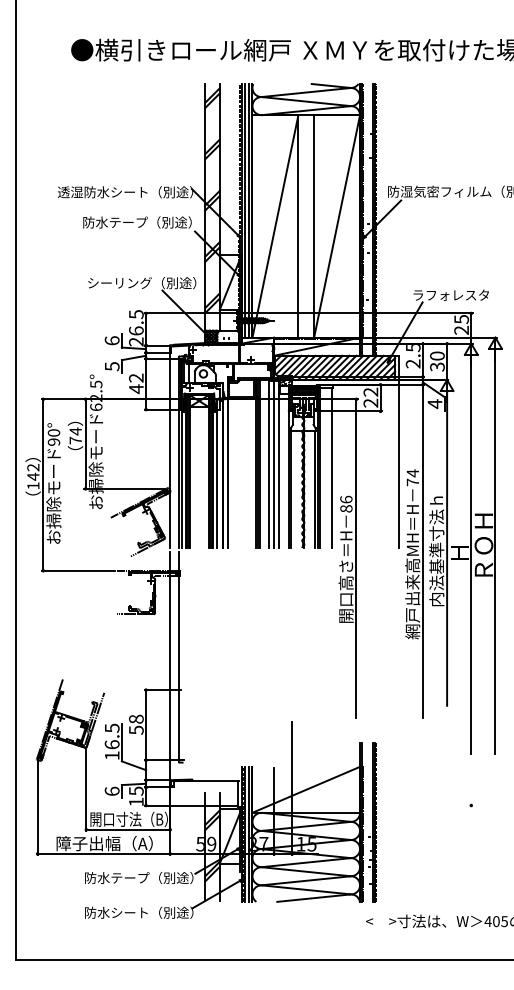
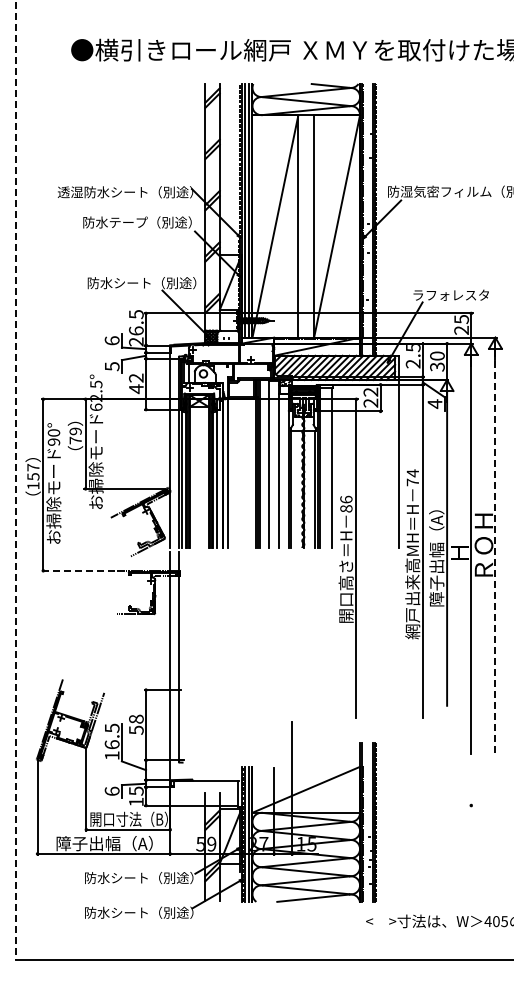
text: シーリング（別途） -> 防水シート（別途） (119, 283)
text: 74 -> 79 (75, 431)
line: present -> none (274, 464)
text: 142 -> 157 (33, 471)
line: solid -> dashed (15, 480)
text: 内法基準寸法ｈ -> 障子出幅（A） (436, 551)
line: solid -> dashed (495, 552)
line: solid -> dashed (78, 570)
text: 防水テープ（別途） -> 防水シート（別途） (130, 877)
